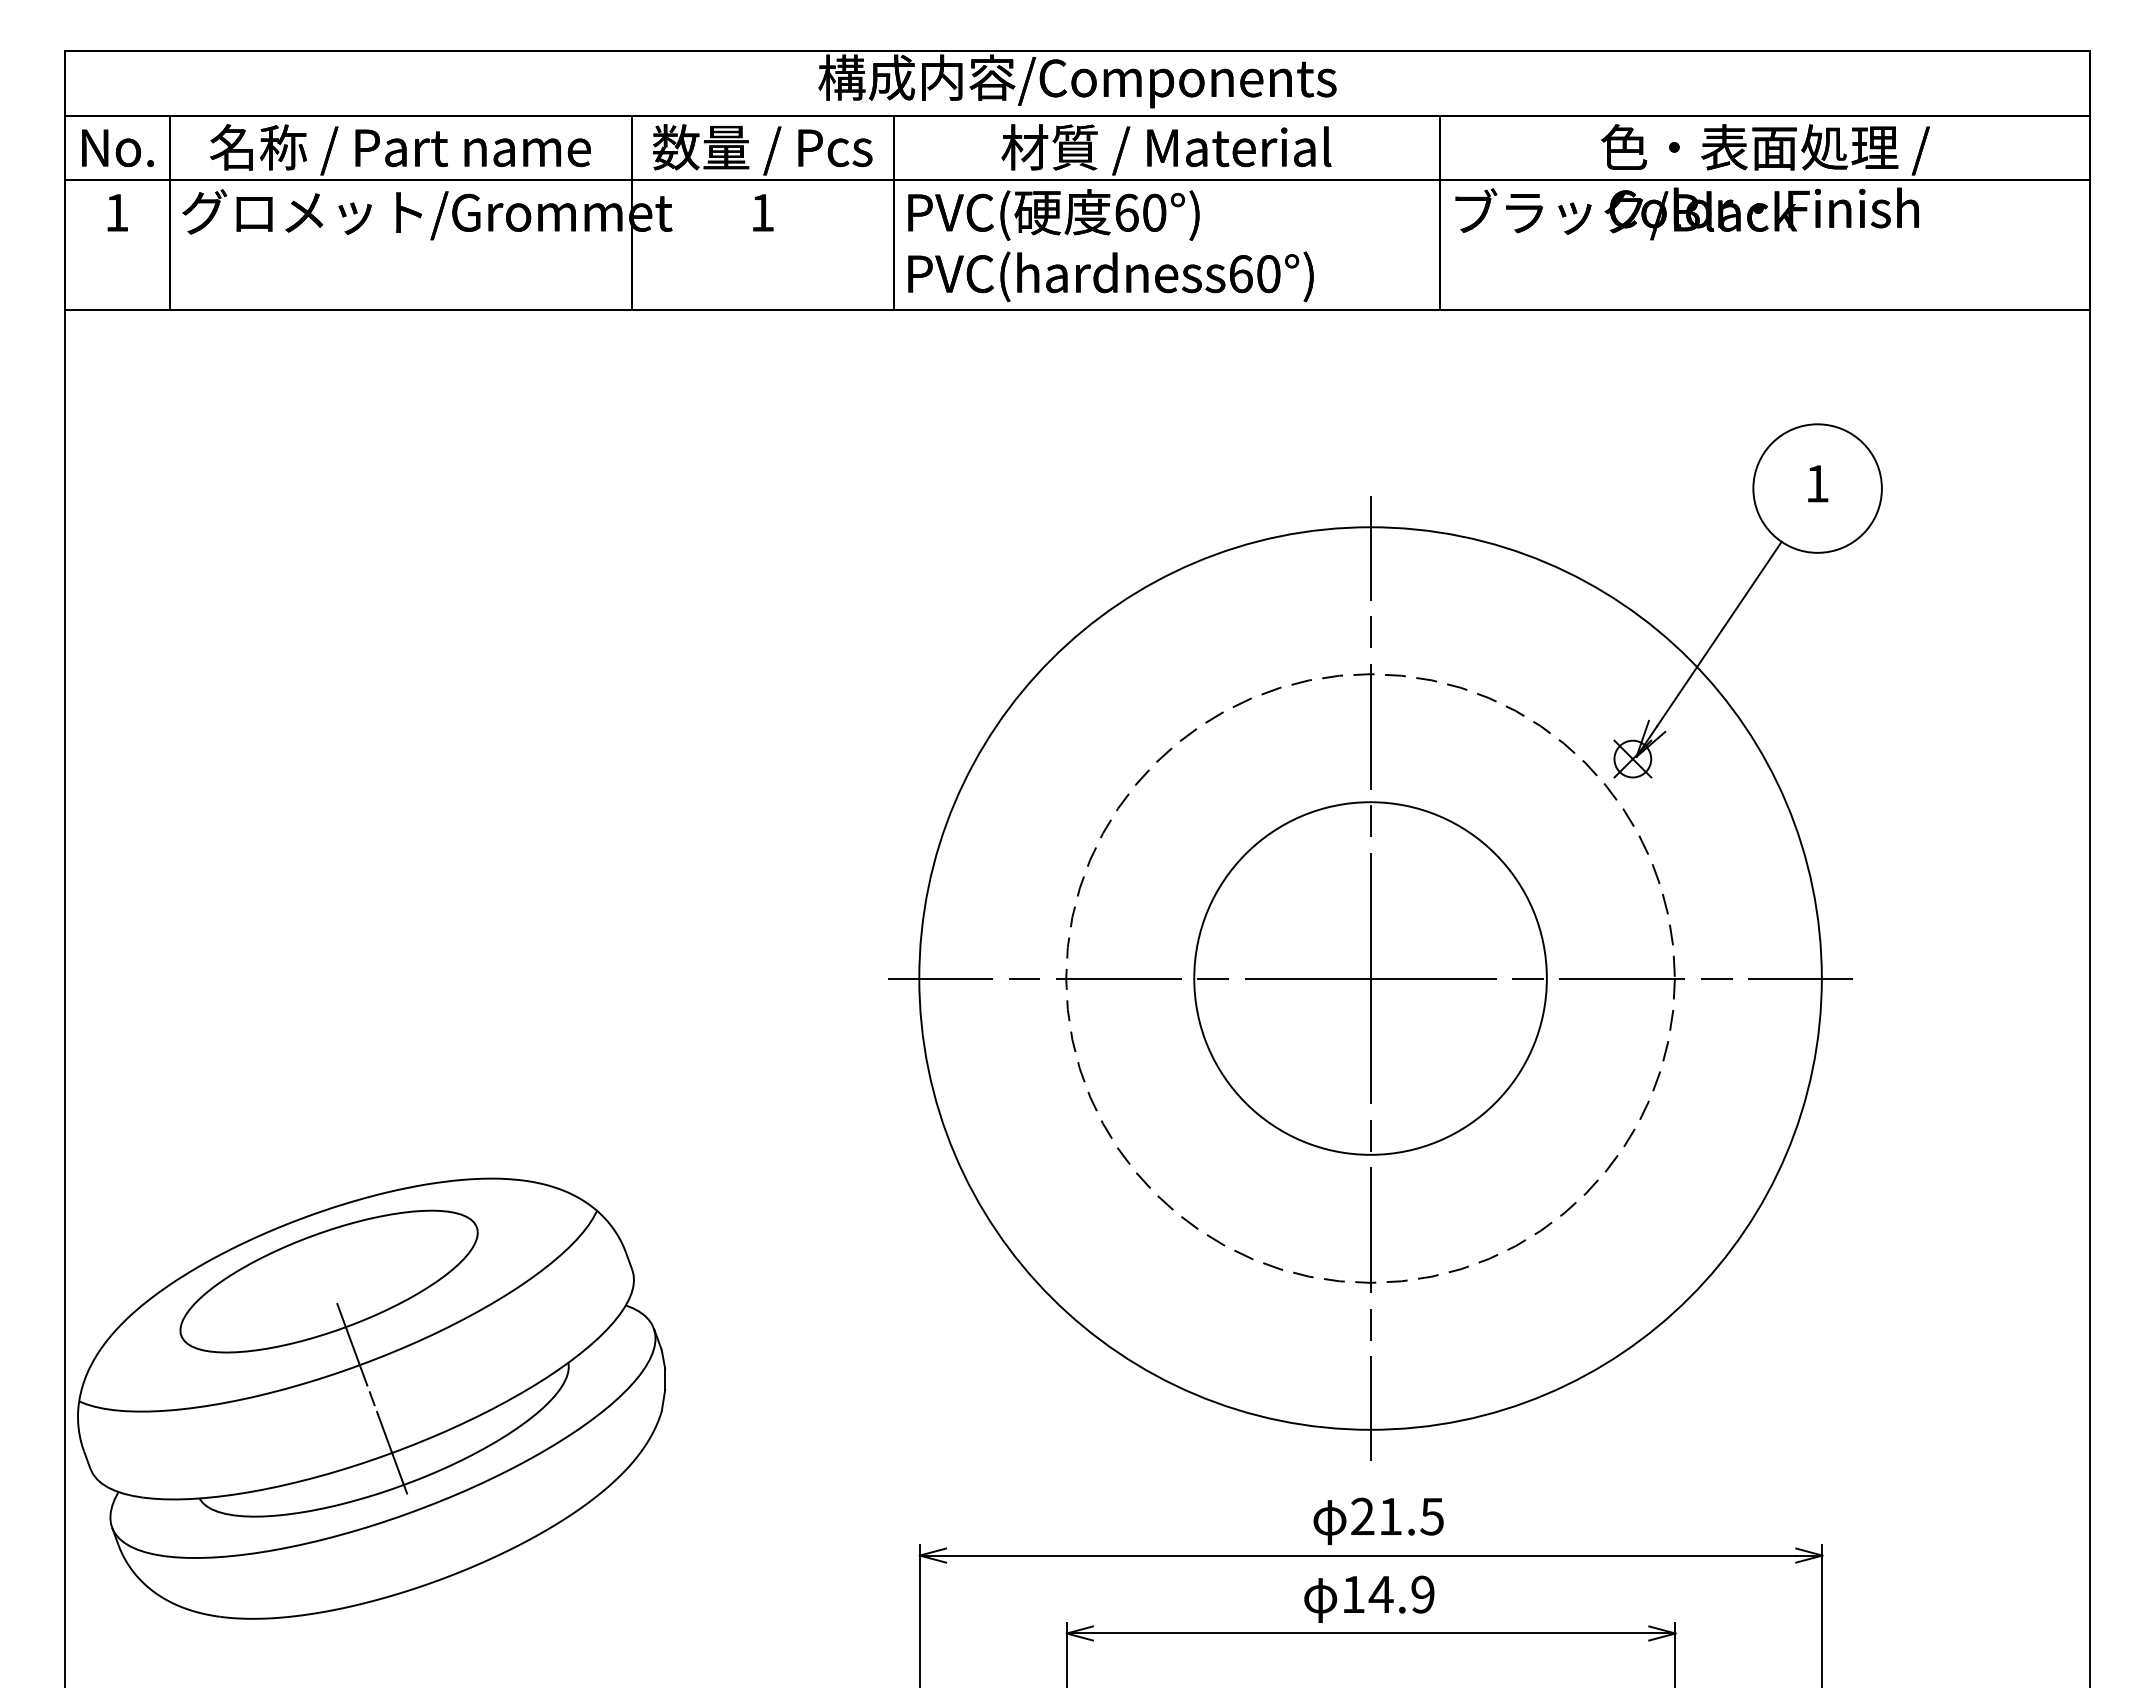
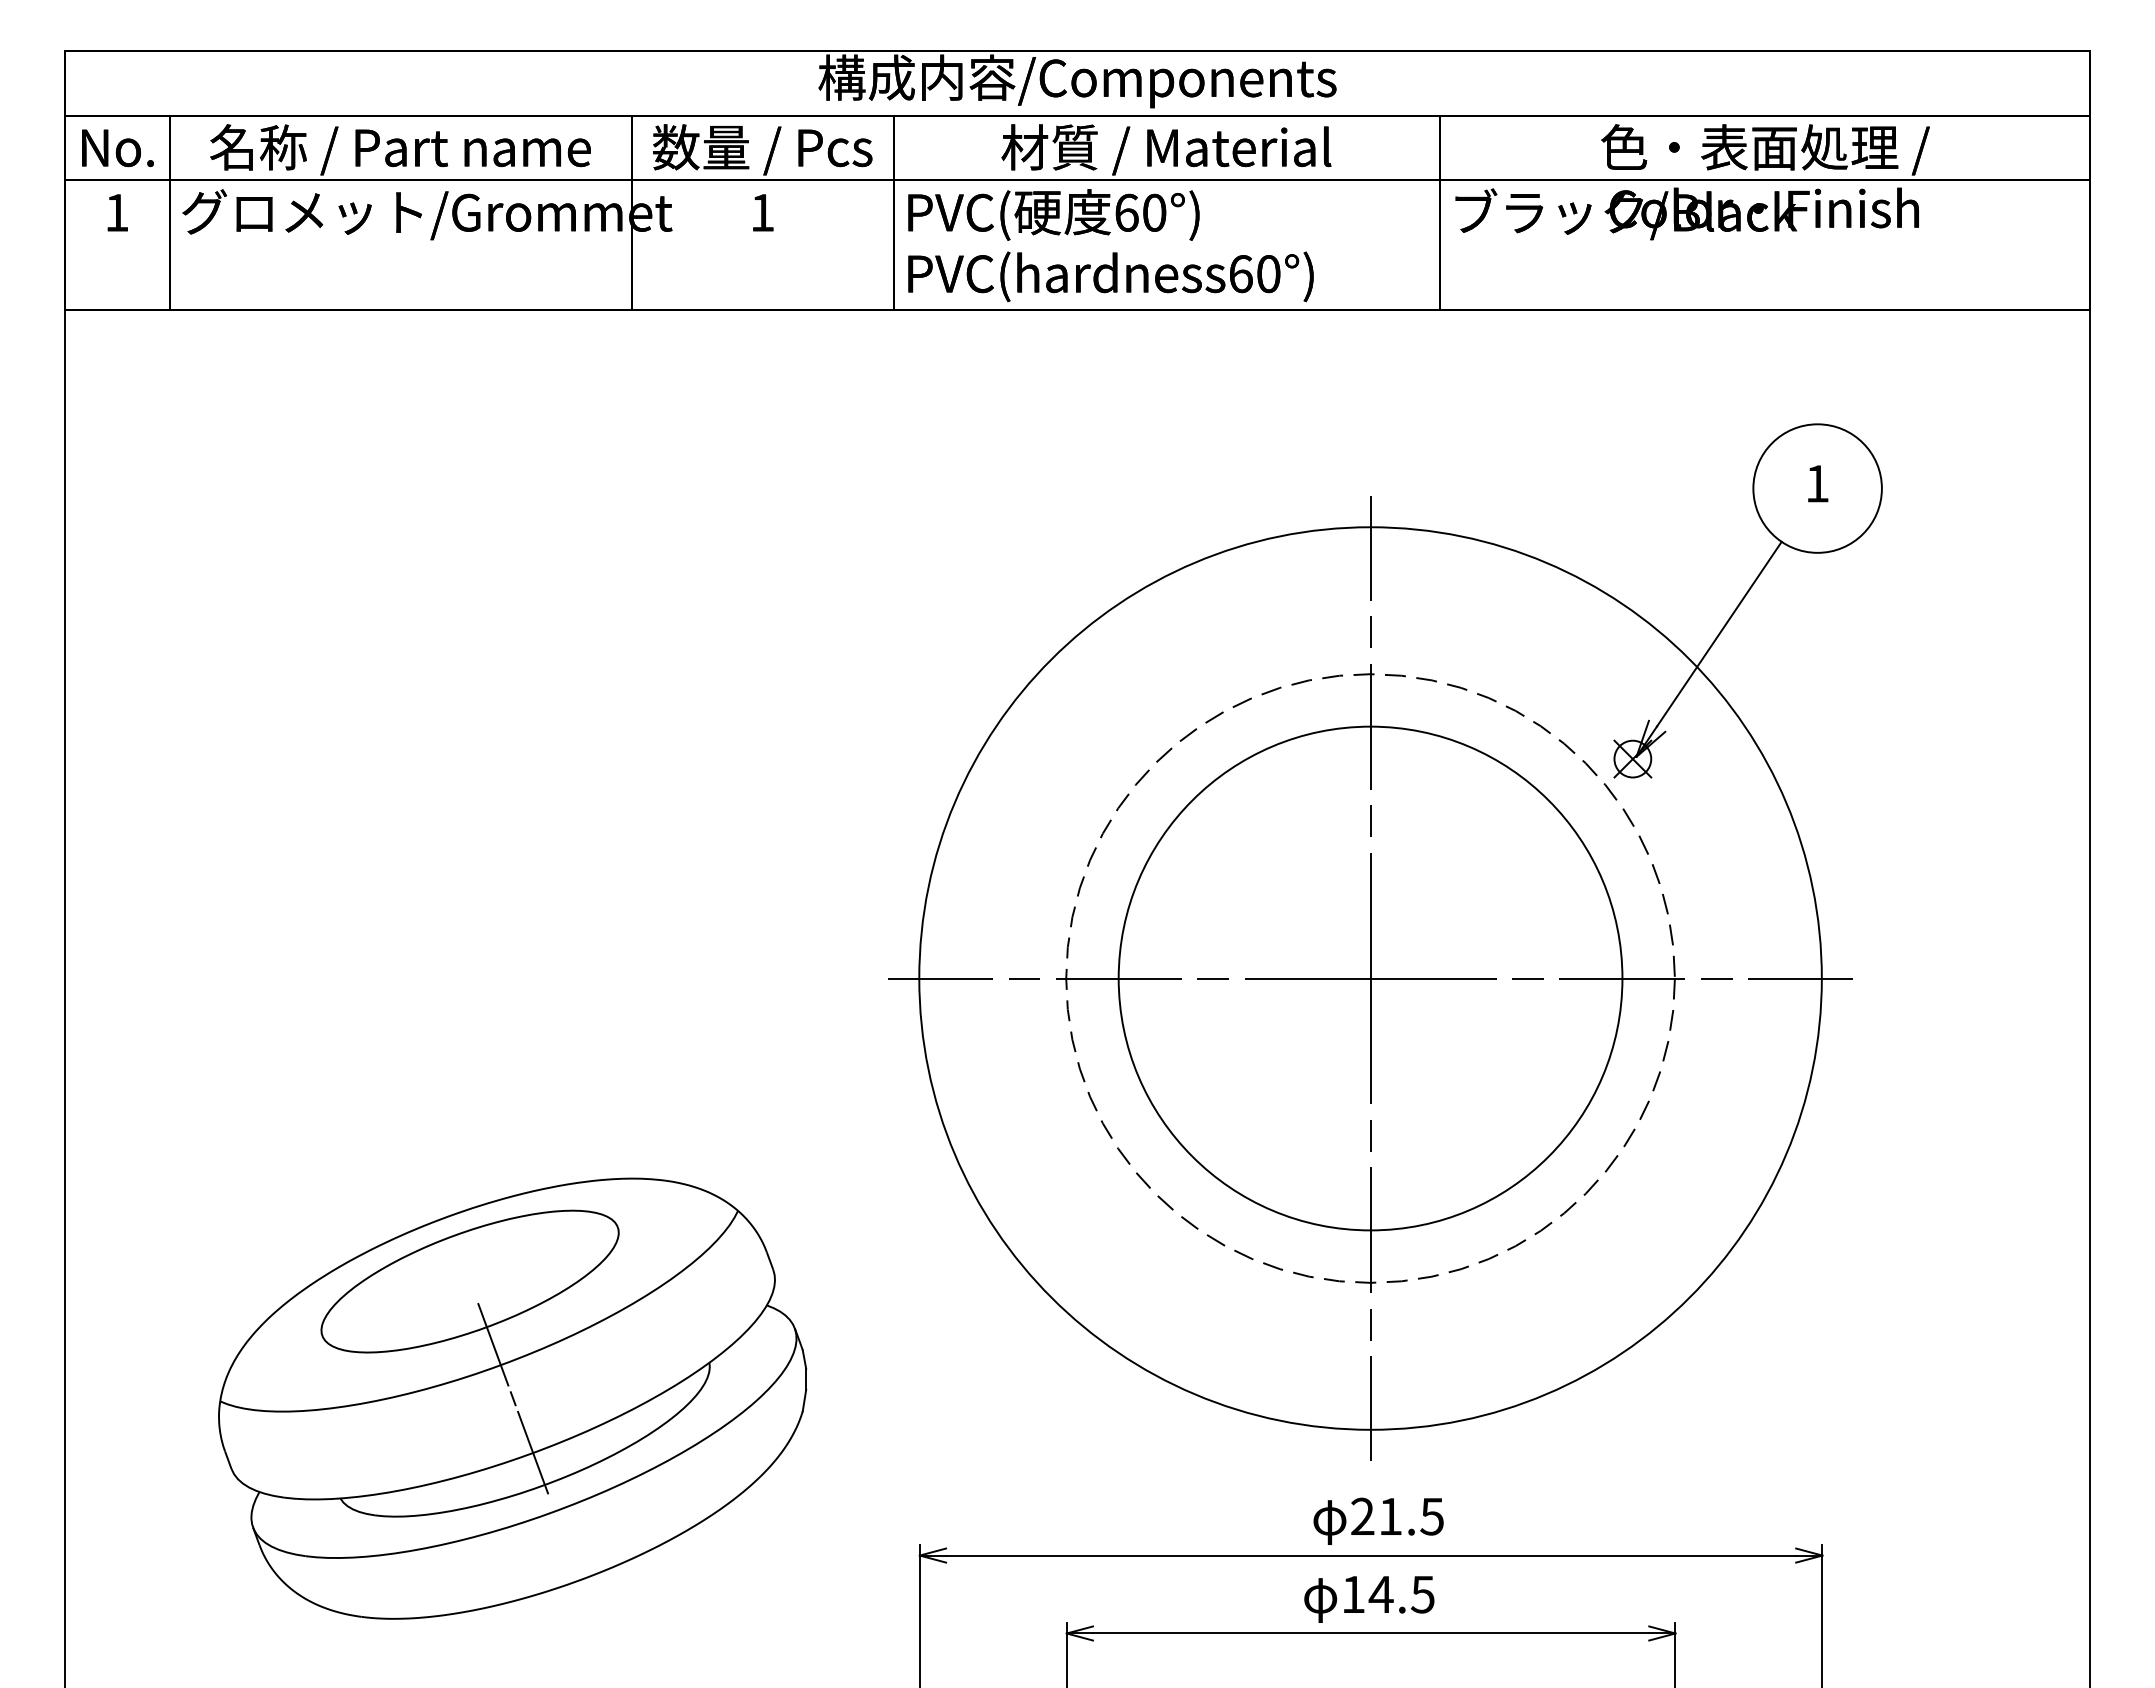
circle diameter: 353 px -> 504 px (1370, 978)
part position: (371, 1398) -> (512, 1398) (512, 1398)
text: 14.9 -> 14.5 (1422, 1594)
